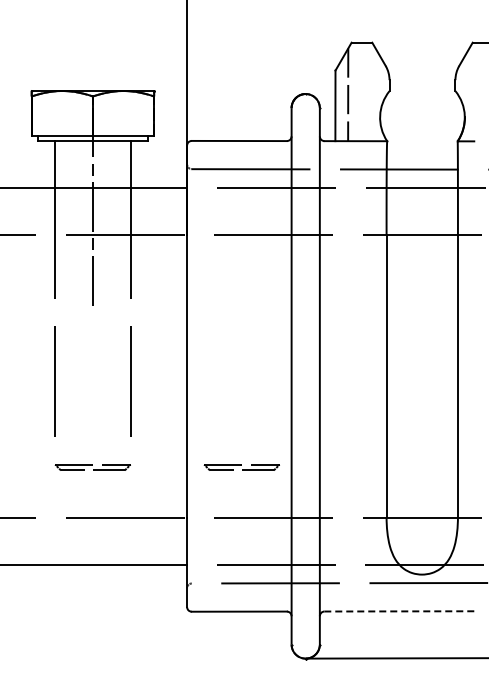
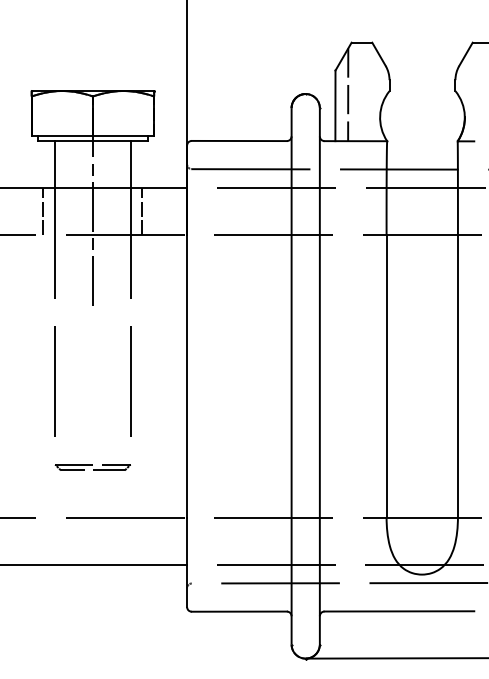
line: none -> present (43, 211)
line: none -> present (142, 211)
part: present -> none (241, 467)
line: dashed -> solid (399, 611)
